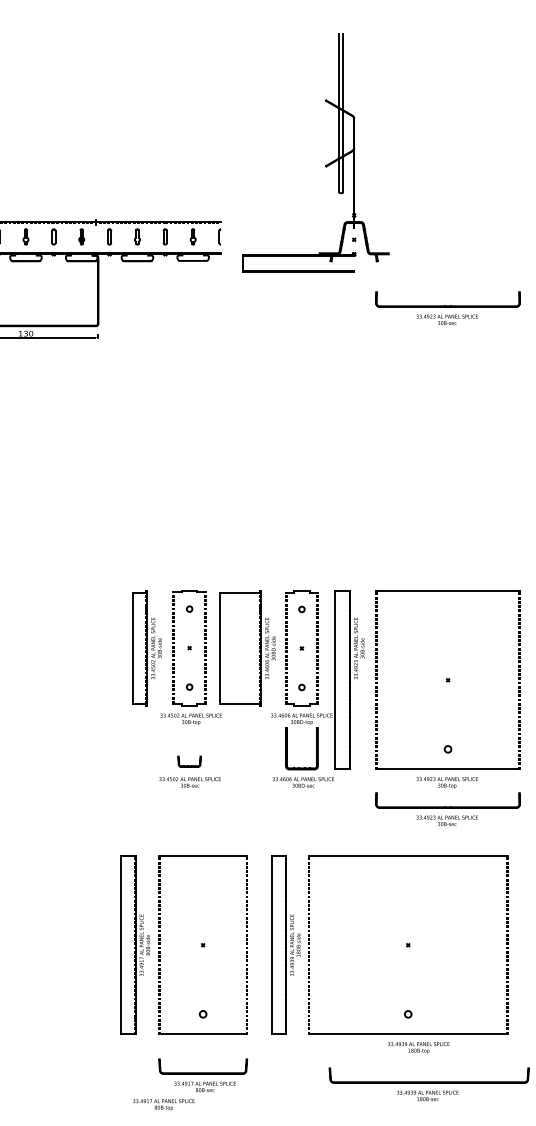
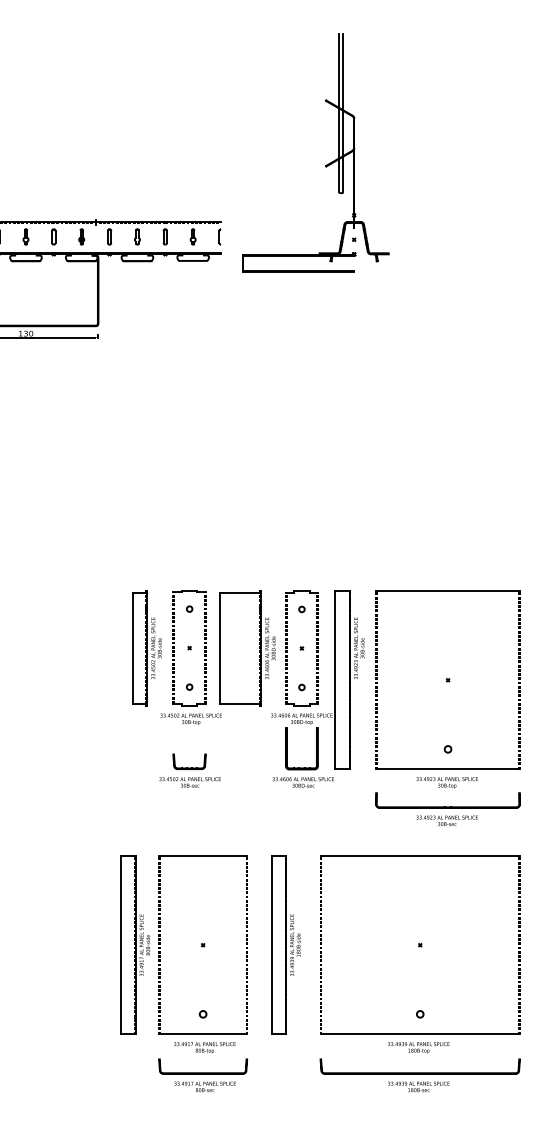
part: present -> none (447, 307)
part size: 25x13 px -> 35x17 px (189, 761)
part position: (408, 944) -> (420, 944) (420, 944)
part position: (428, 1084) -> (419, 1075) (419, 1075)
text position: (163, 1104) -> (204, 1047) (204, 1047)
